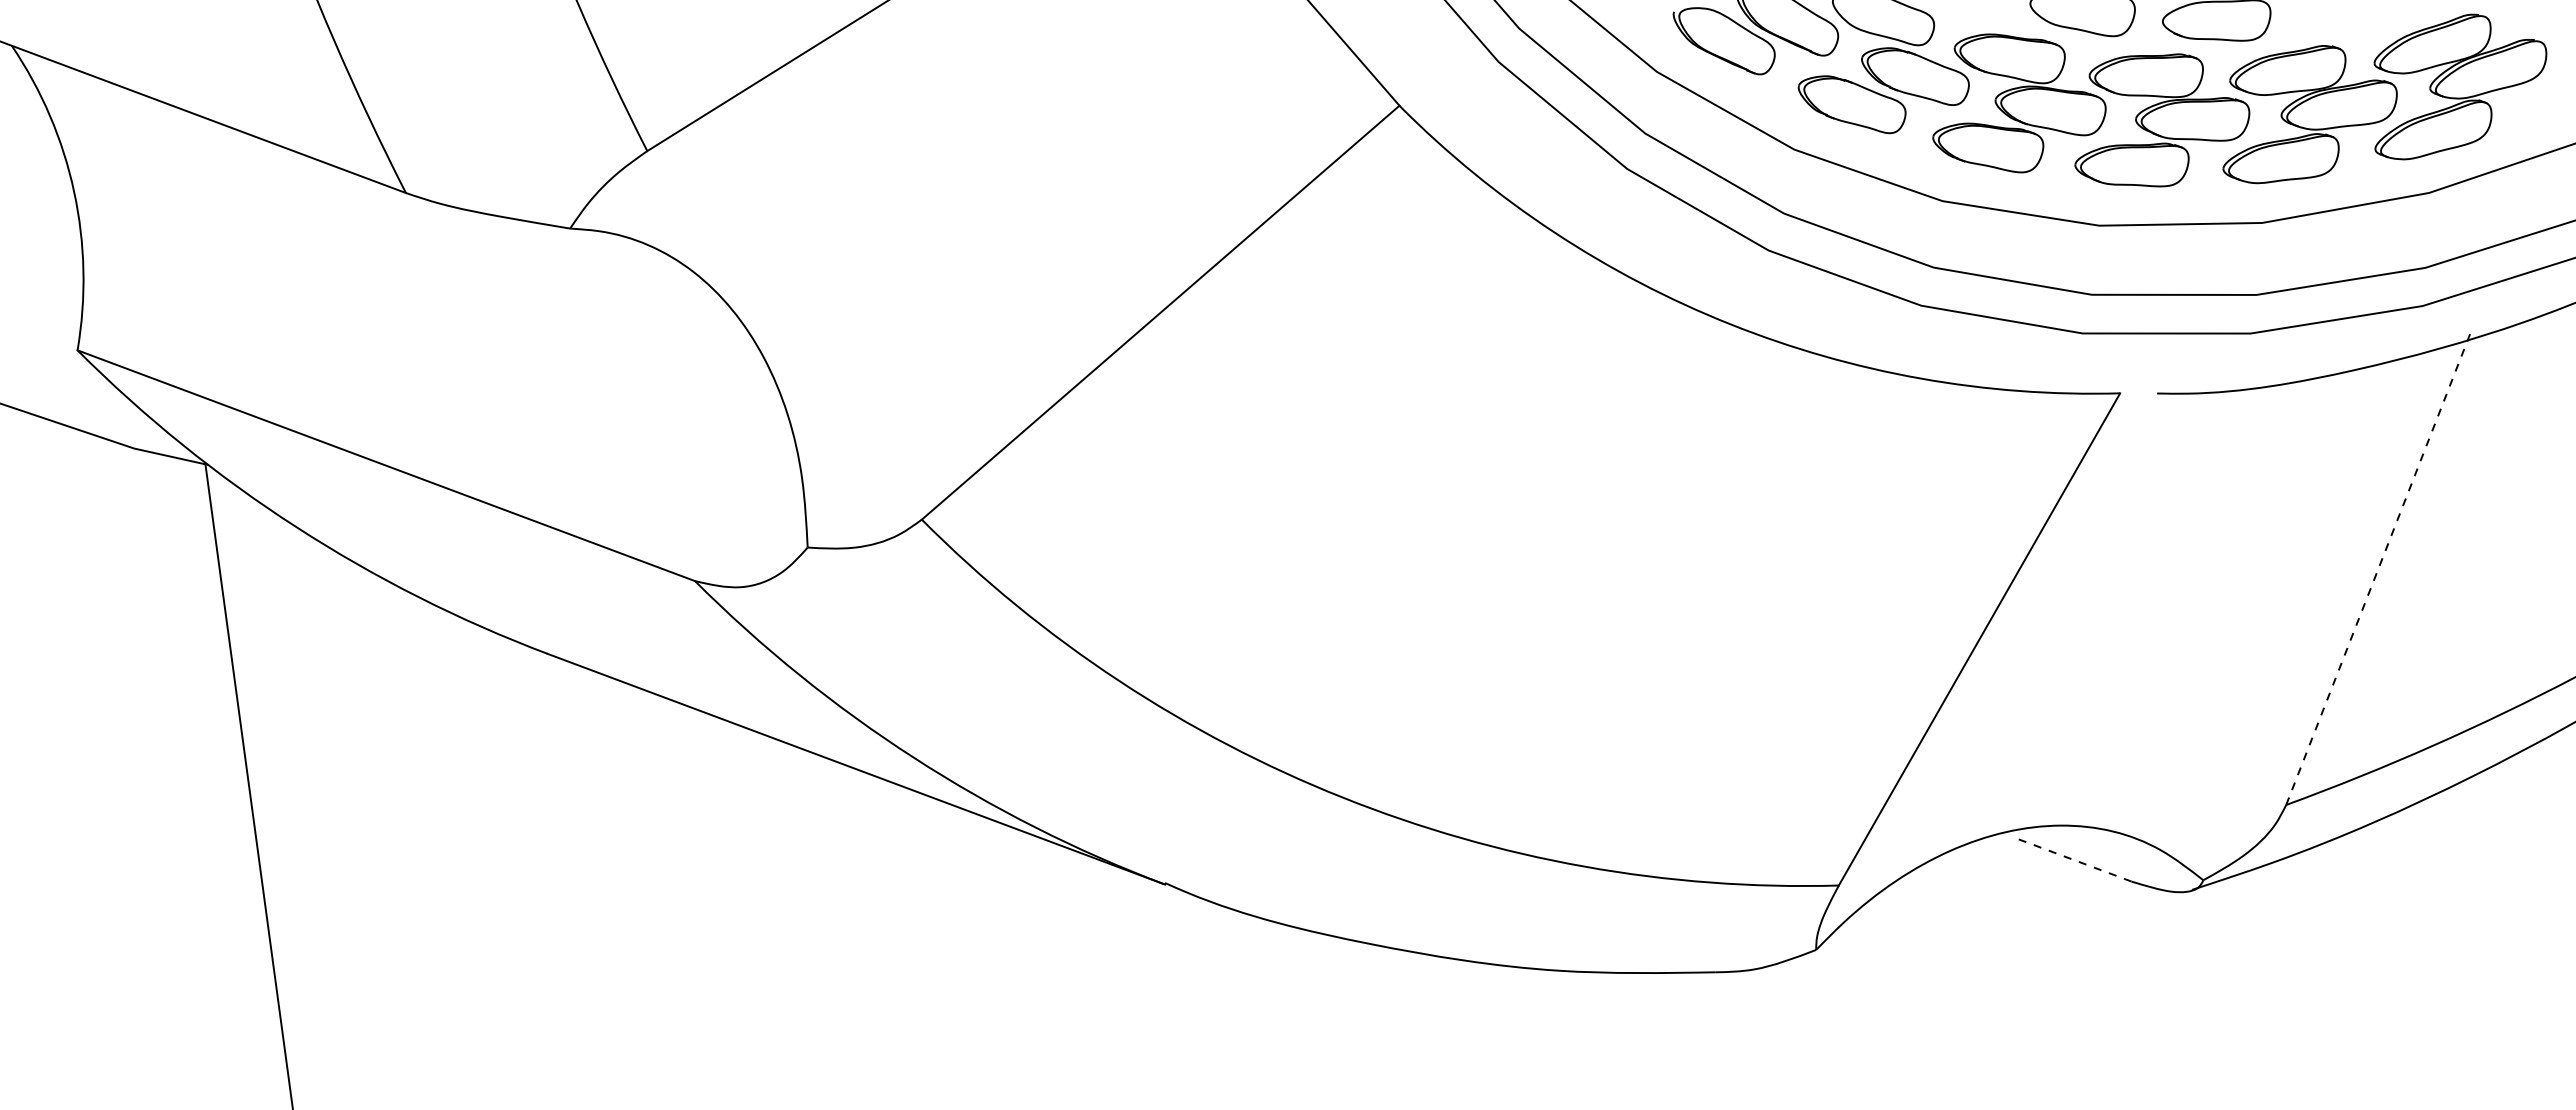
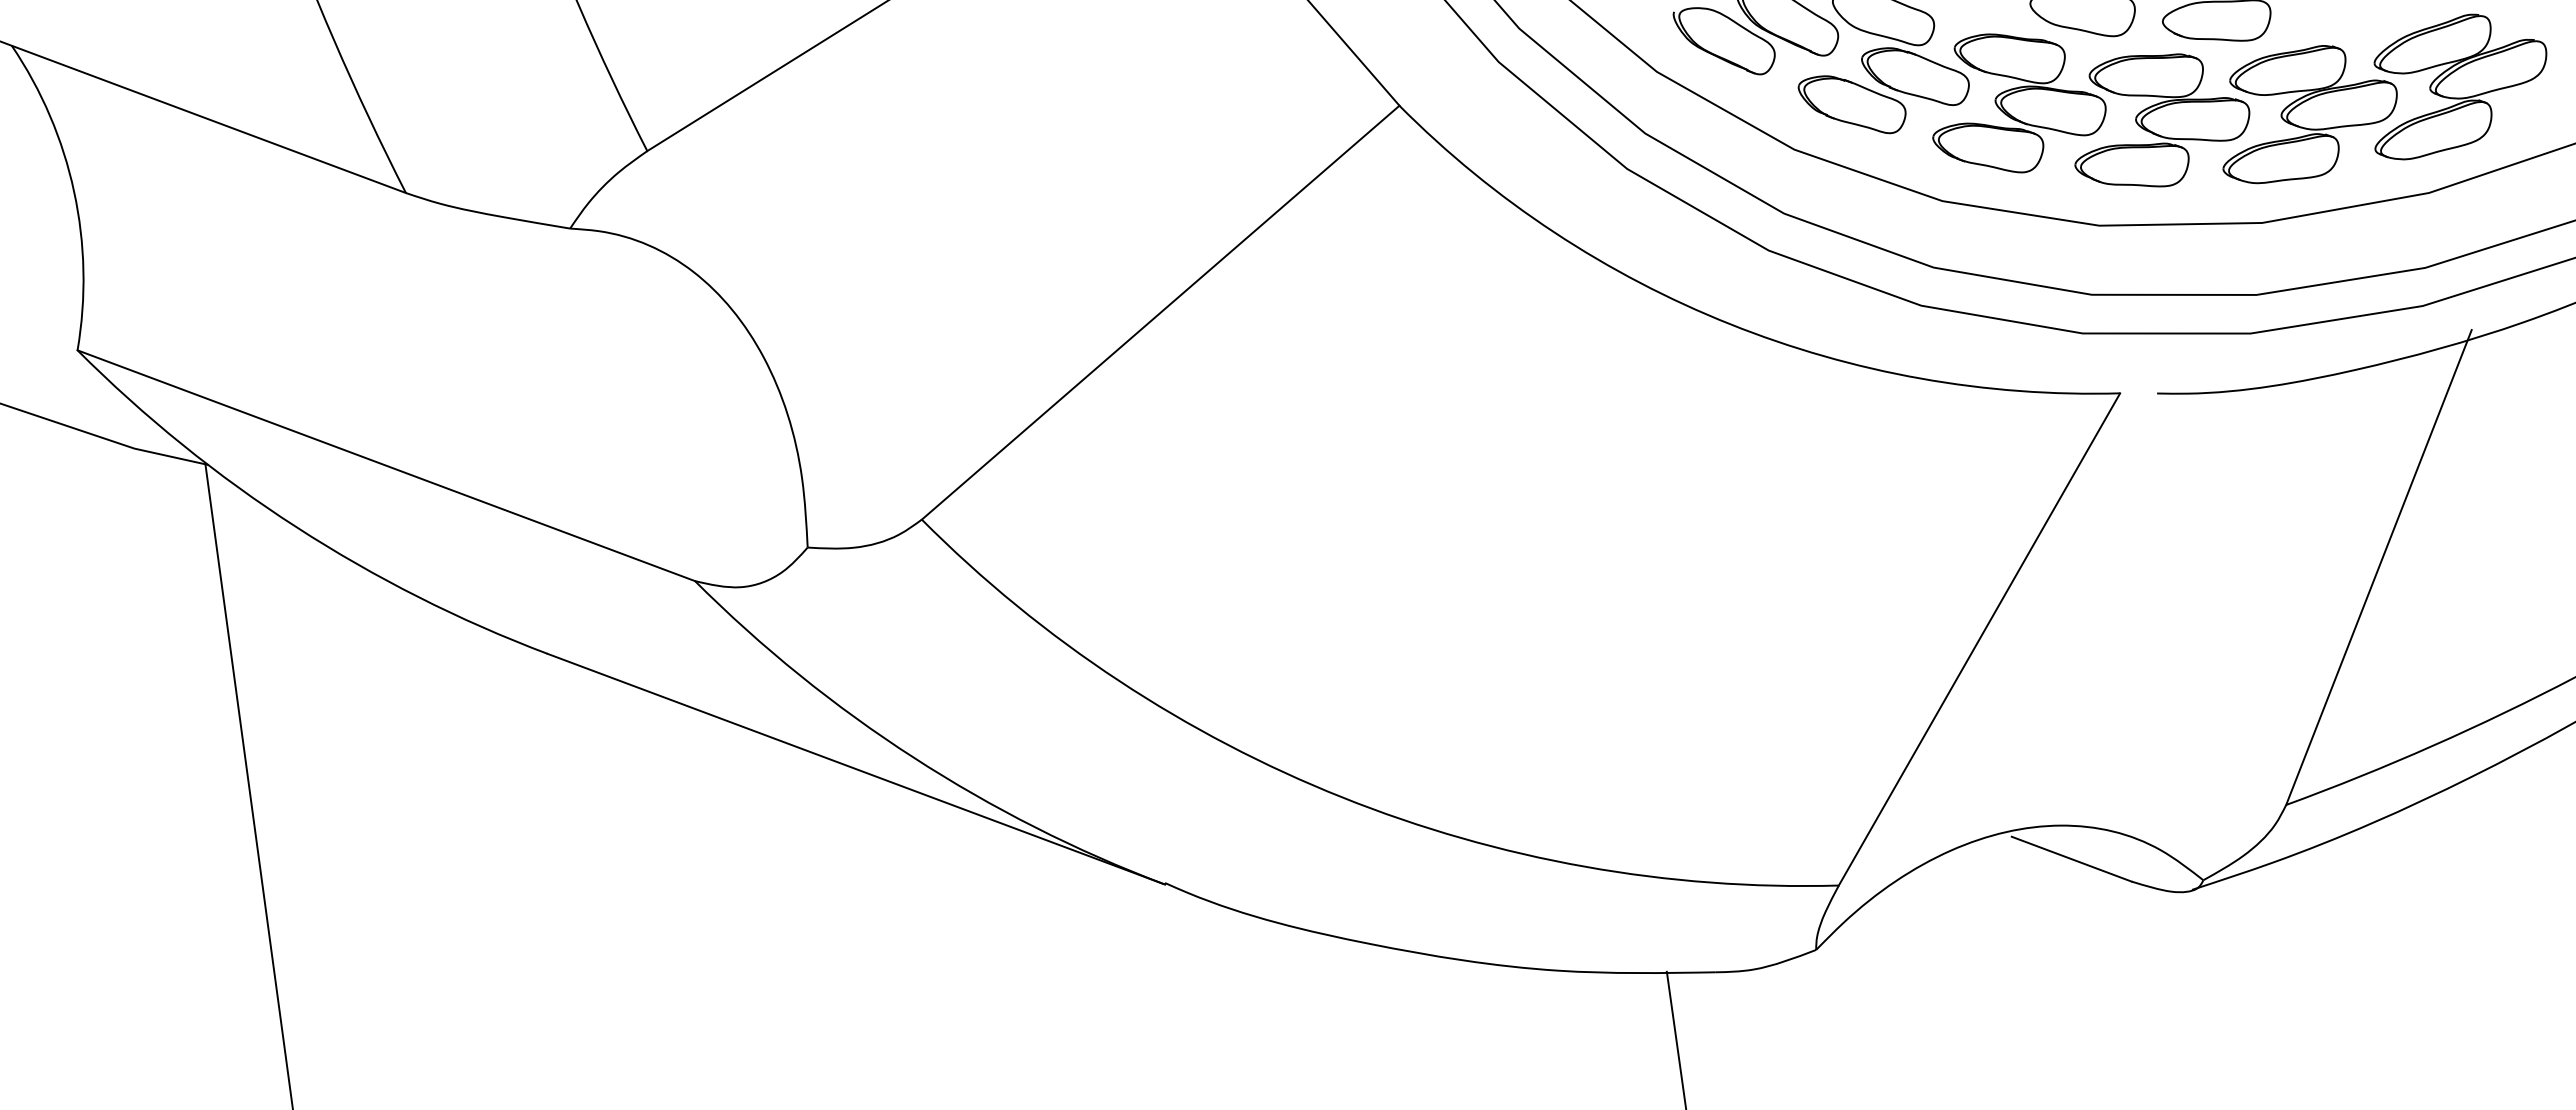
line: dashed -> solid (2378, 567)
line: dashed -> solid (2071, 859)
line: none -> present (1675, 1038)
